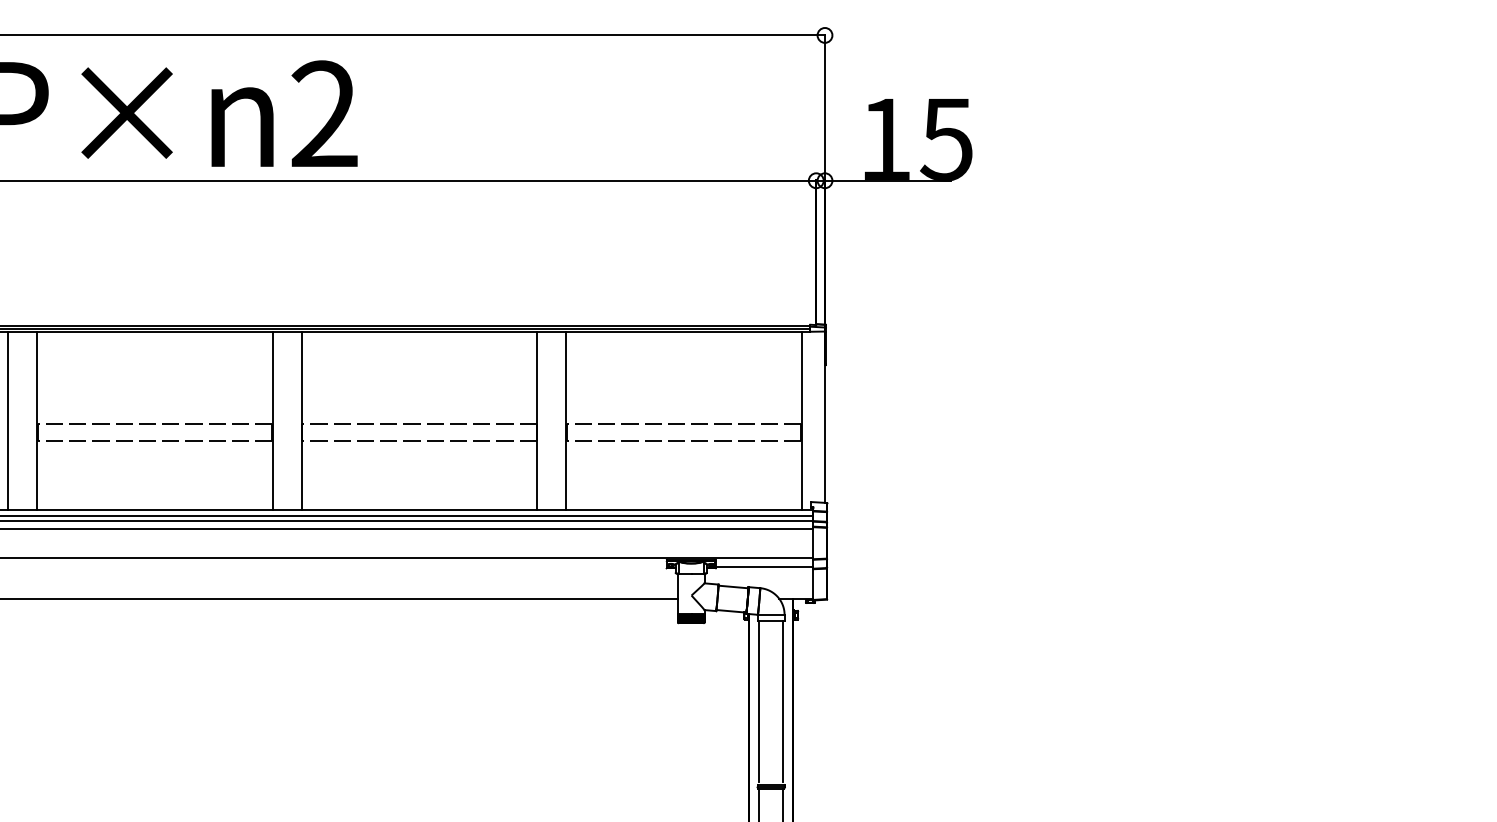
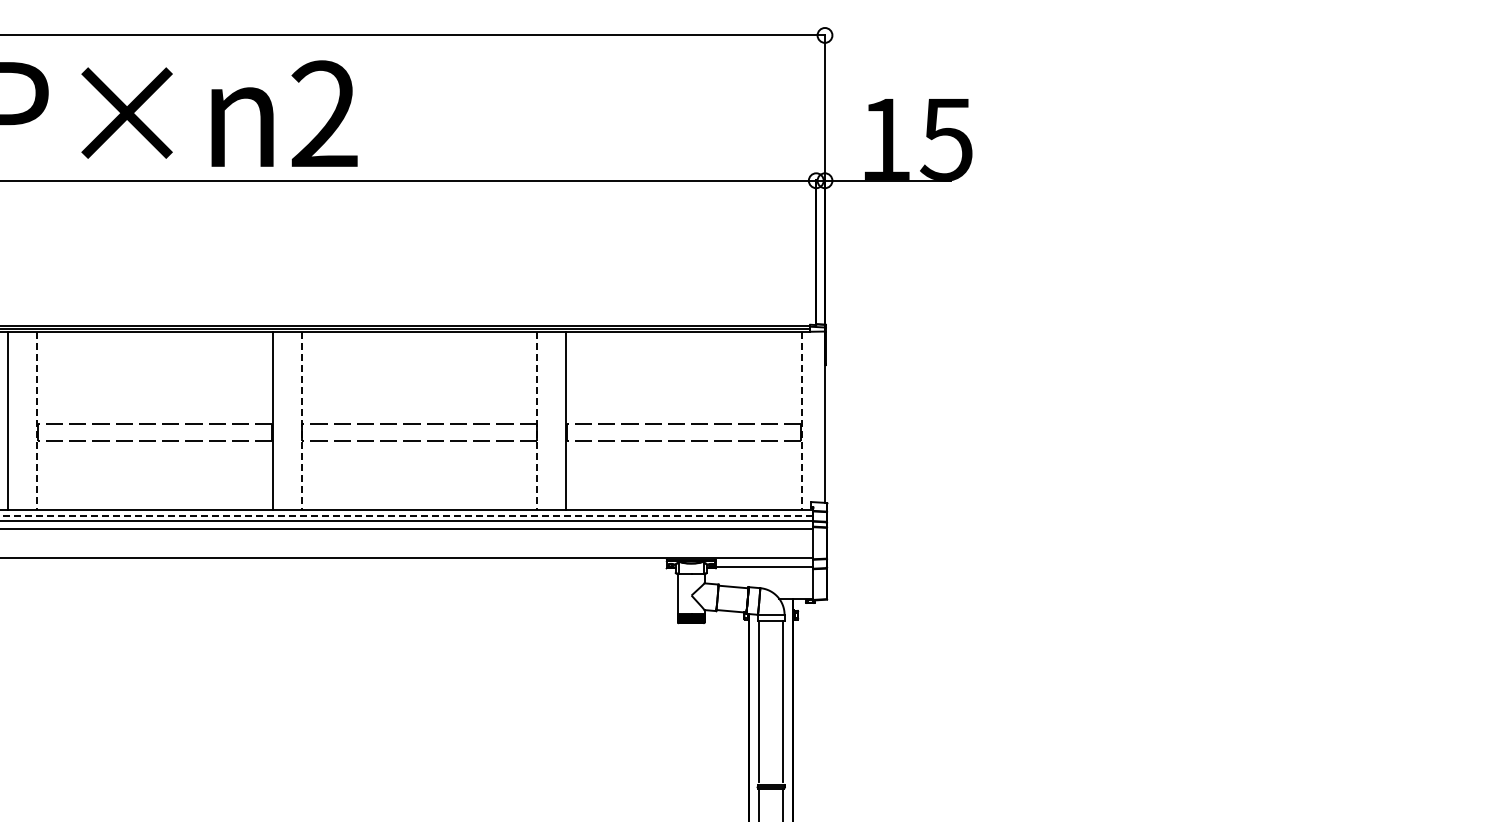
line: solid -> dashed (37, 421)
line: solid -> dashed (301, 421)
line: solid -> dashed (537, 421)
line: solid -> dashed (801, 421)
line: solid -> dashed (406, 515)
line: present -> none (339, 599)
